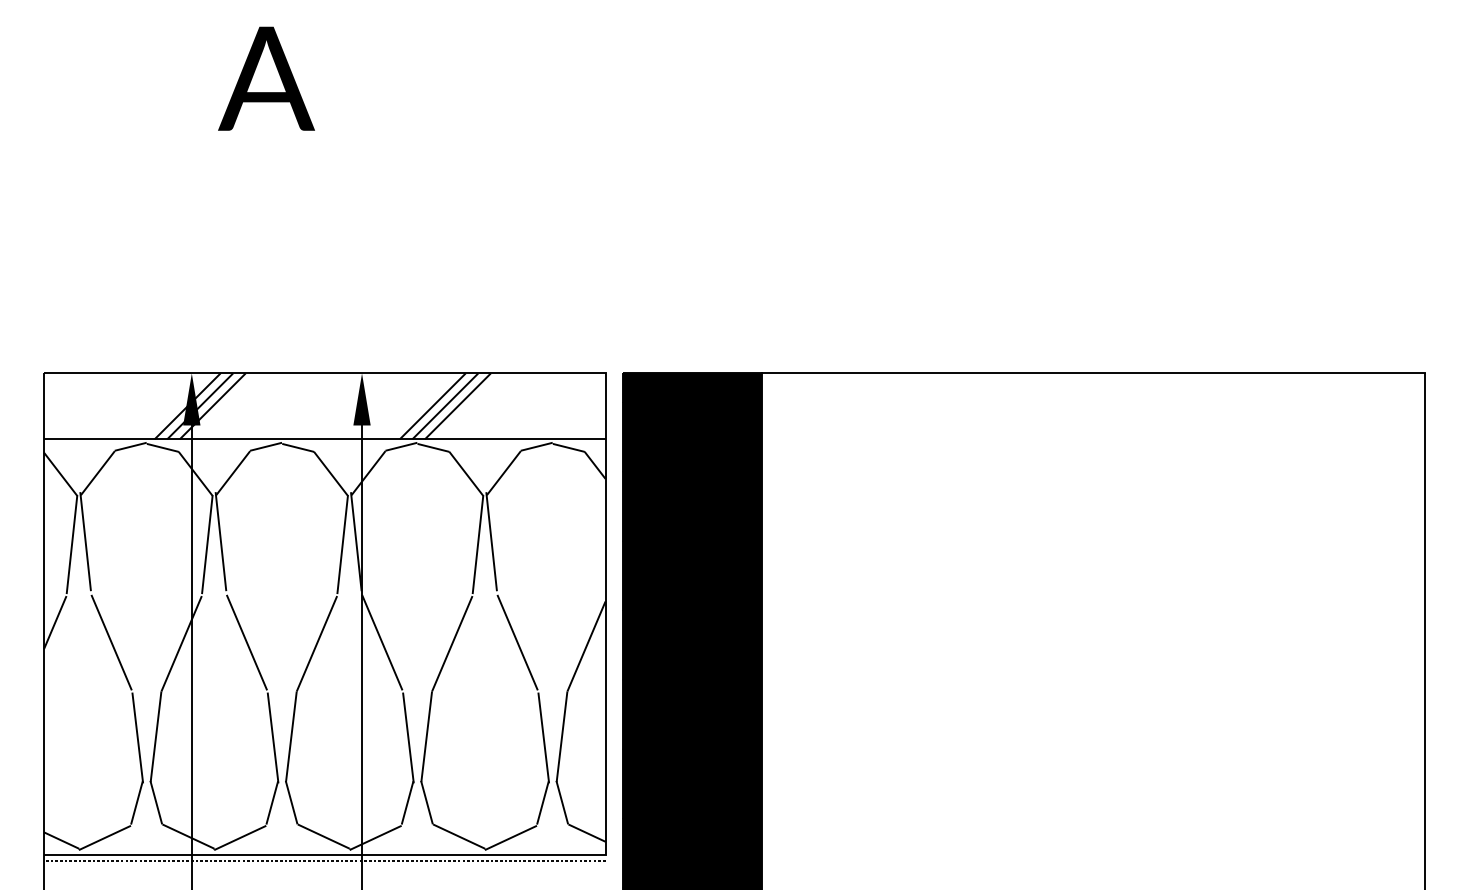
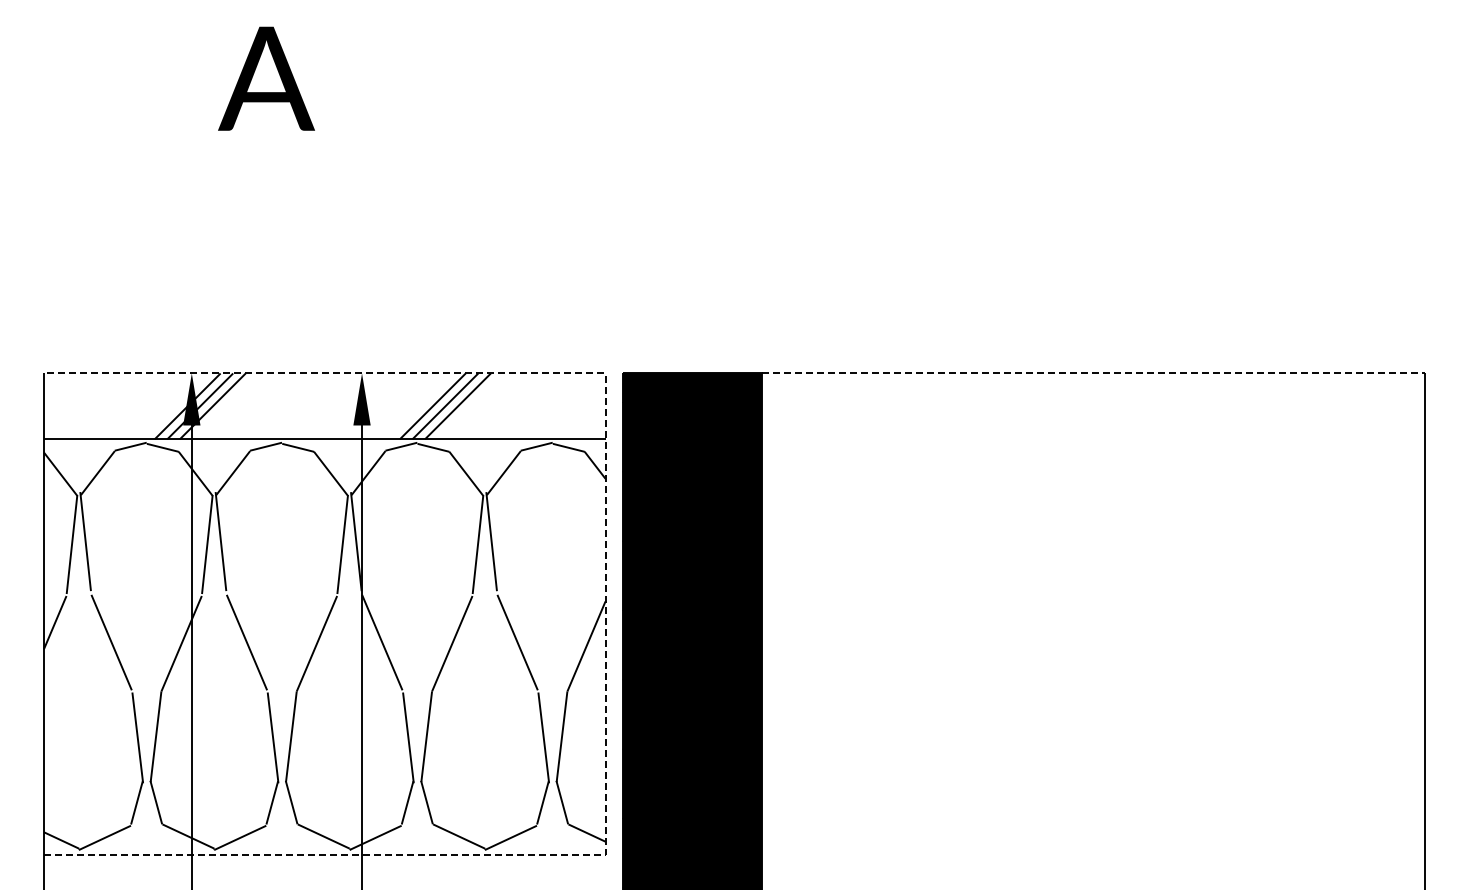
line: solid -> dashed (1093, 373)
line: solid -> dashed (605, 614)
line: present -> none (324, 860)
